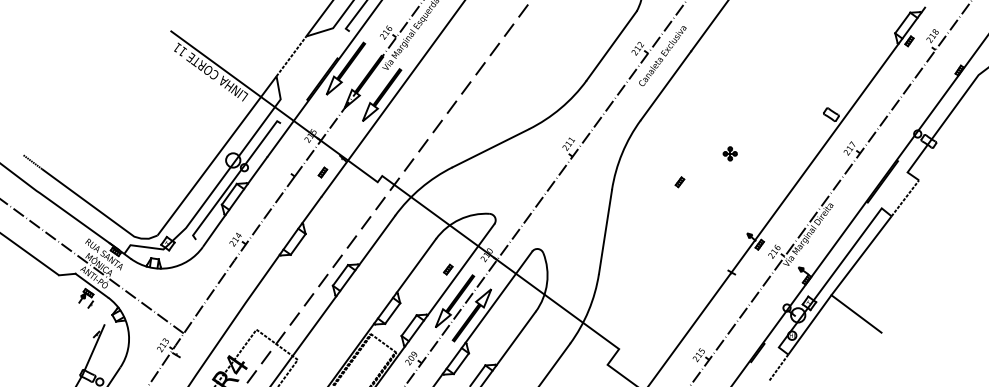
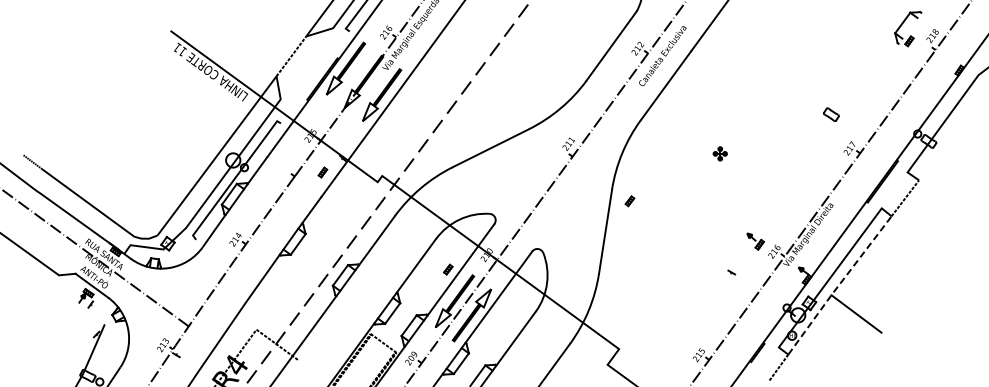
part position: (729, 153) -> (719, 153) (719, 153)
part position: (679, 182) -> (629, 201) (629, 201)
line: present -> none (787, 195)
line position: (92, 266) -> (95, 257) (95, 257)
line: solid -> dashed (839, 284)
line: present -> none (288, 371)
